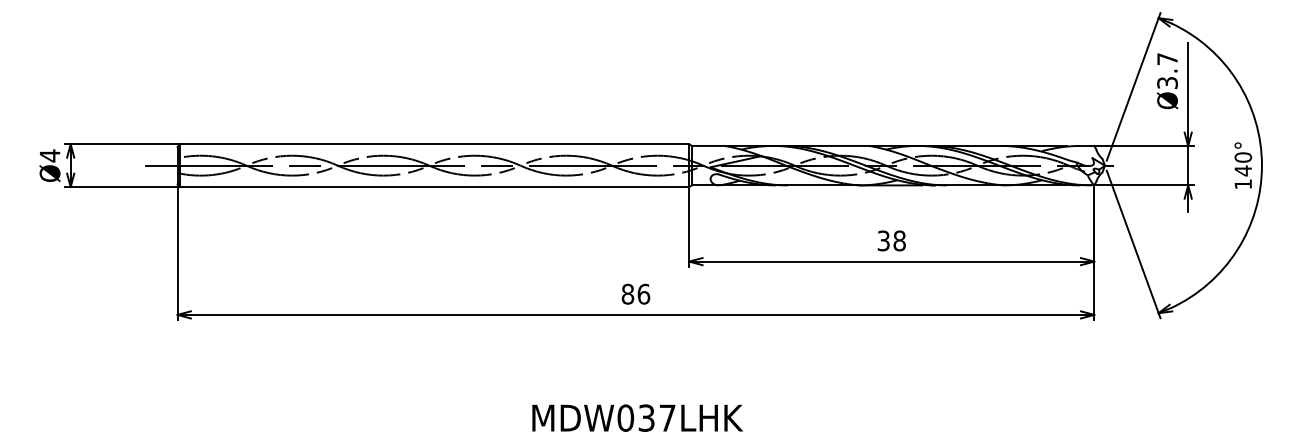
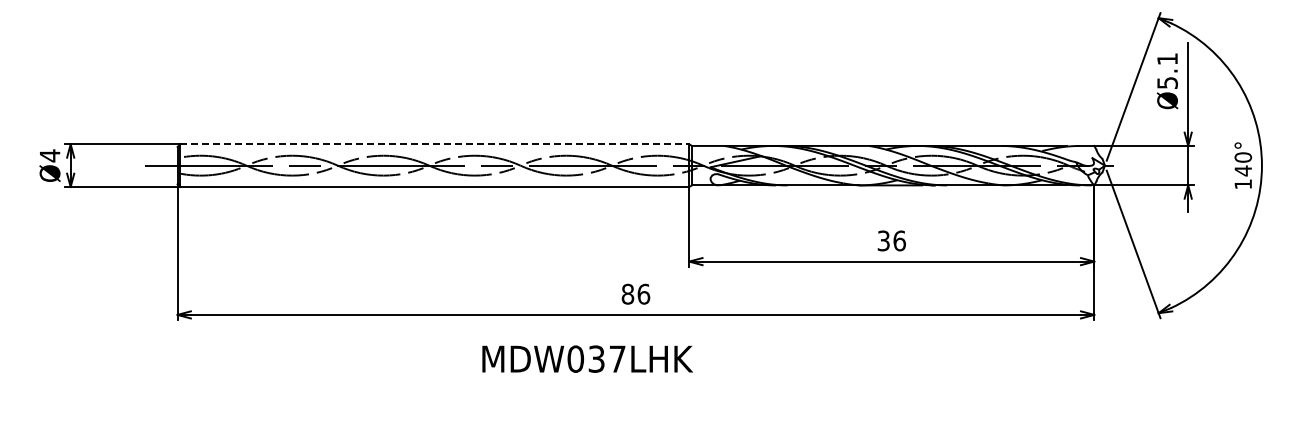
text: Ø3.7 -> Ø5.1 (1167, 70)
line: solid -> dashed (435, 144)
text: 38 -> 36 (899, 240)
text position: (637, 417) -> (587, 358) (587, 358)
